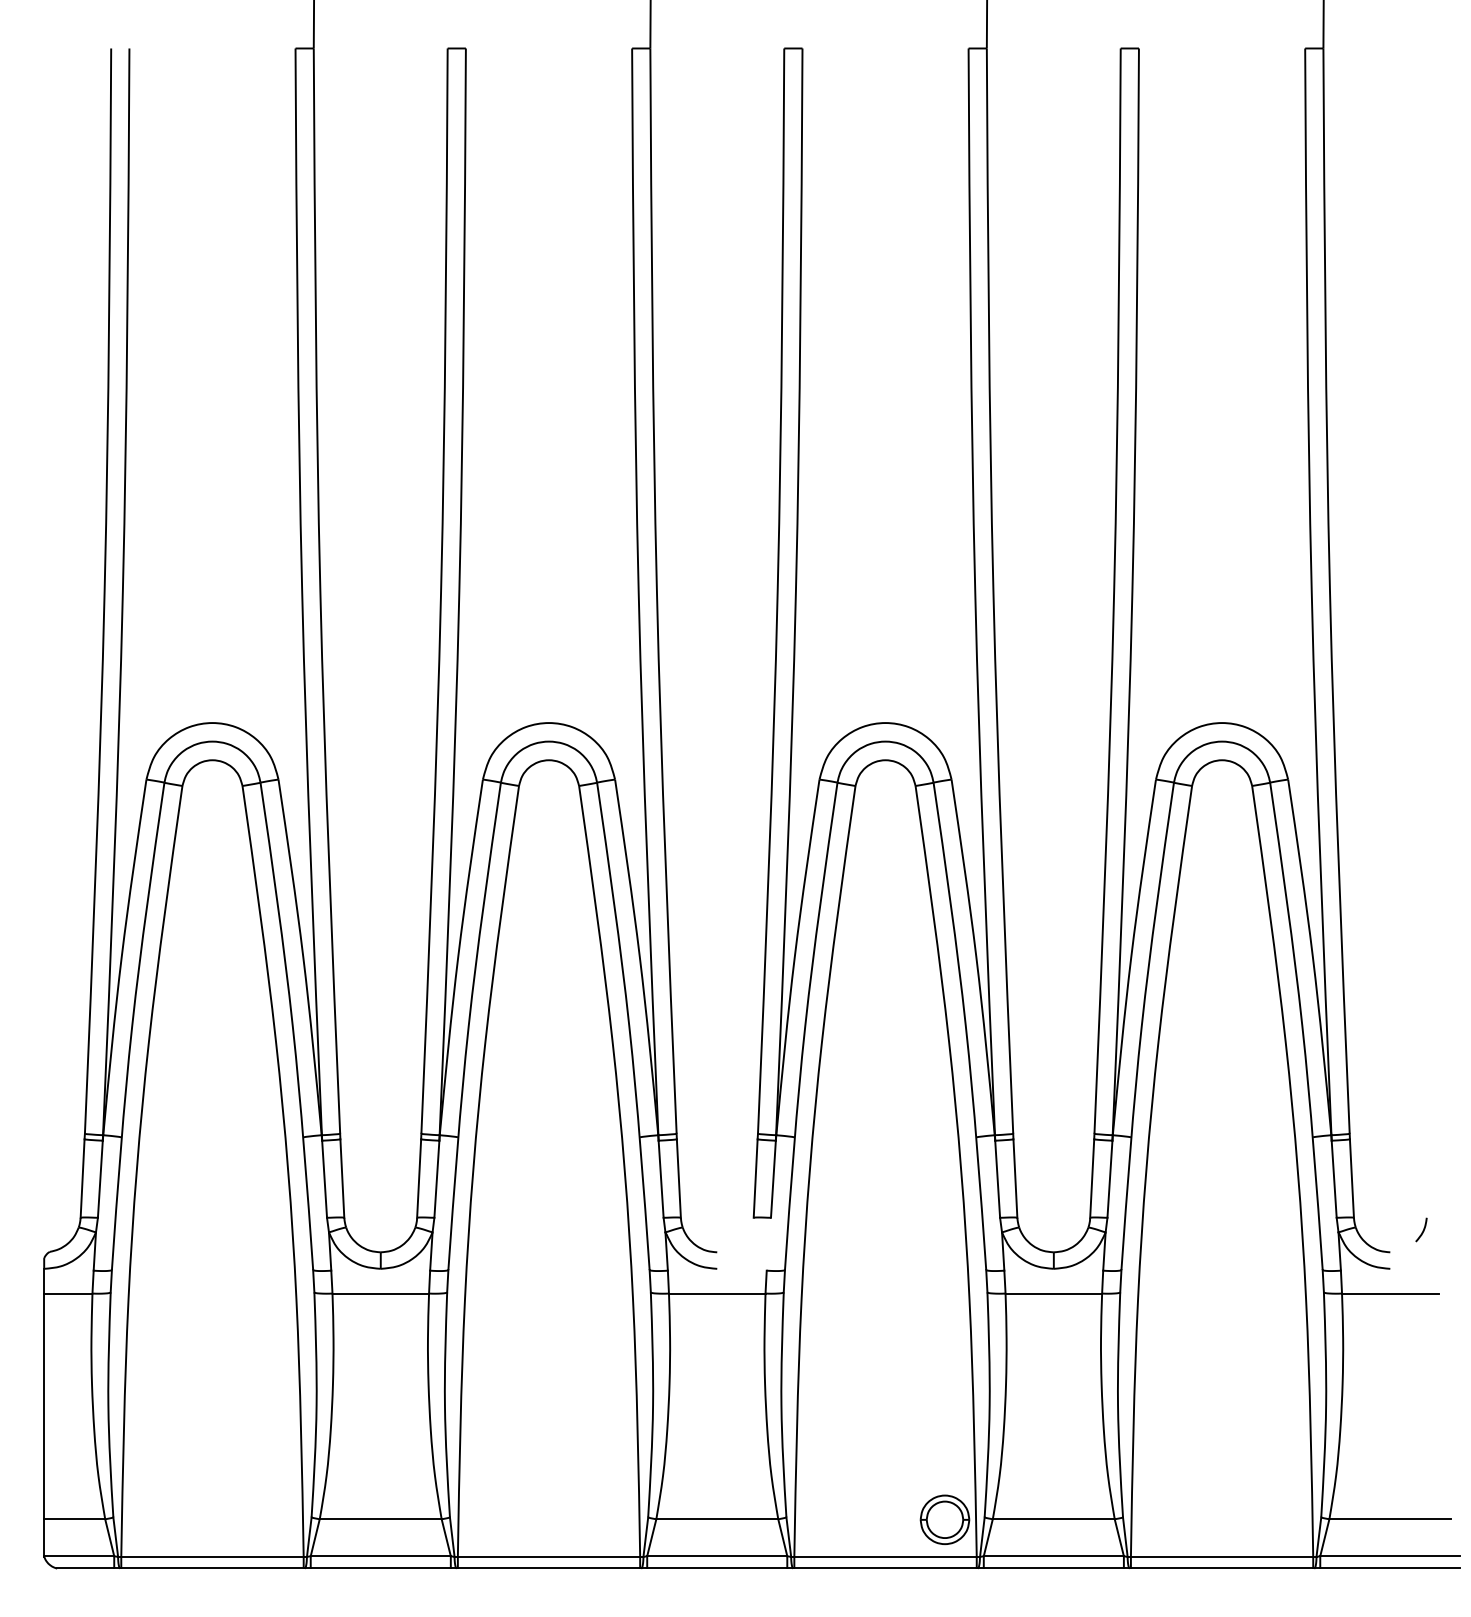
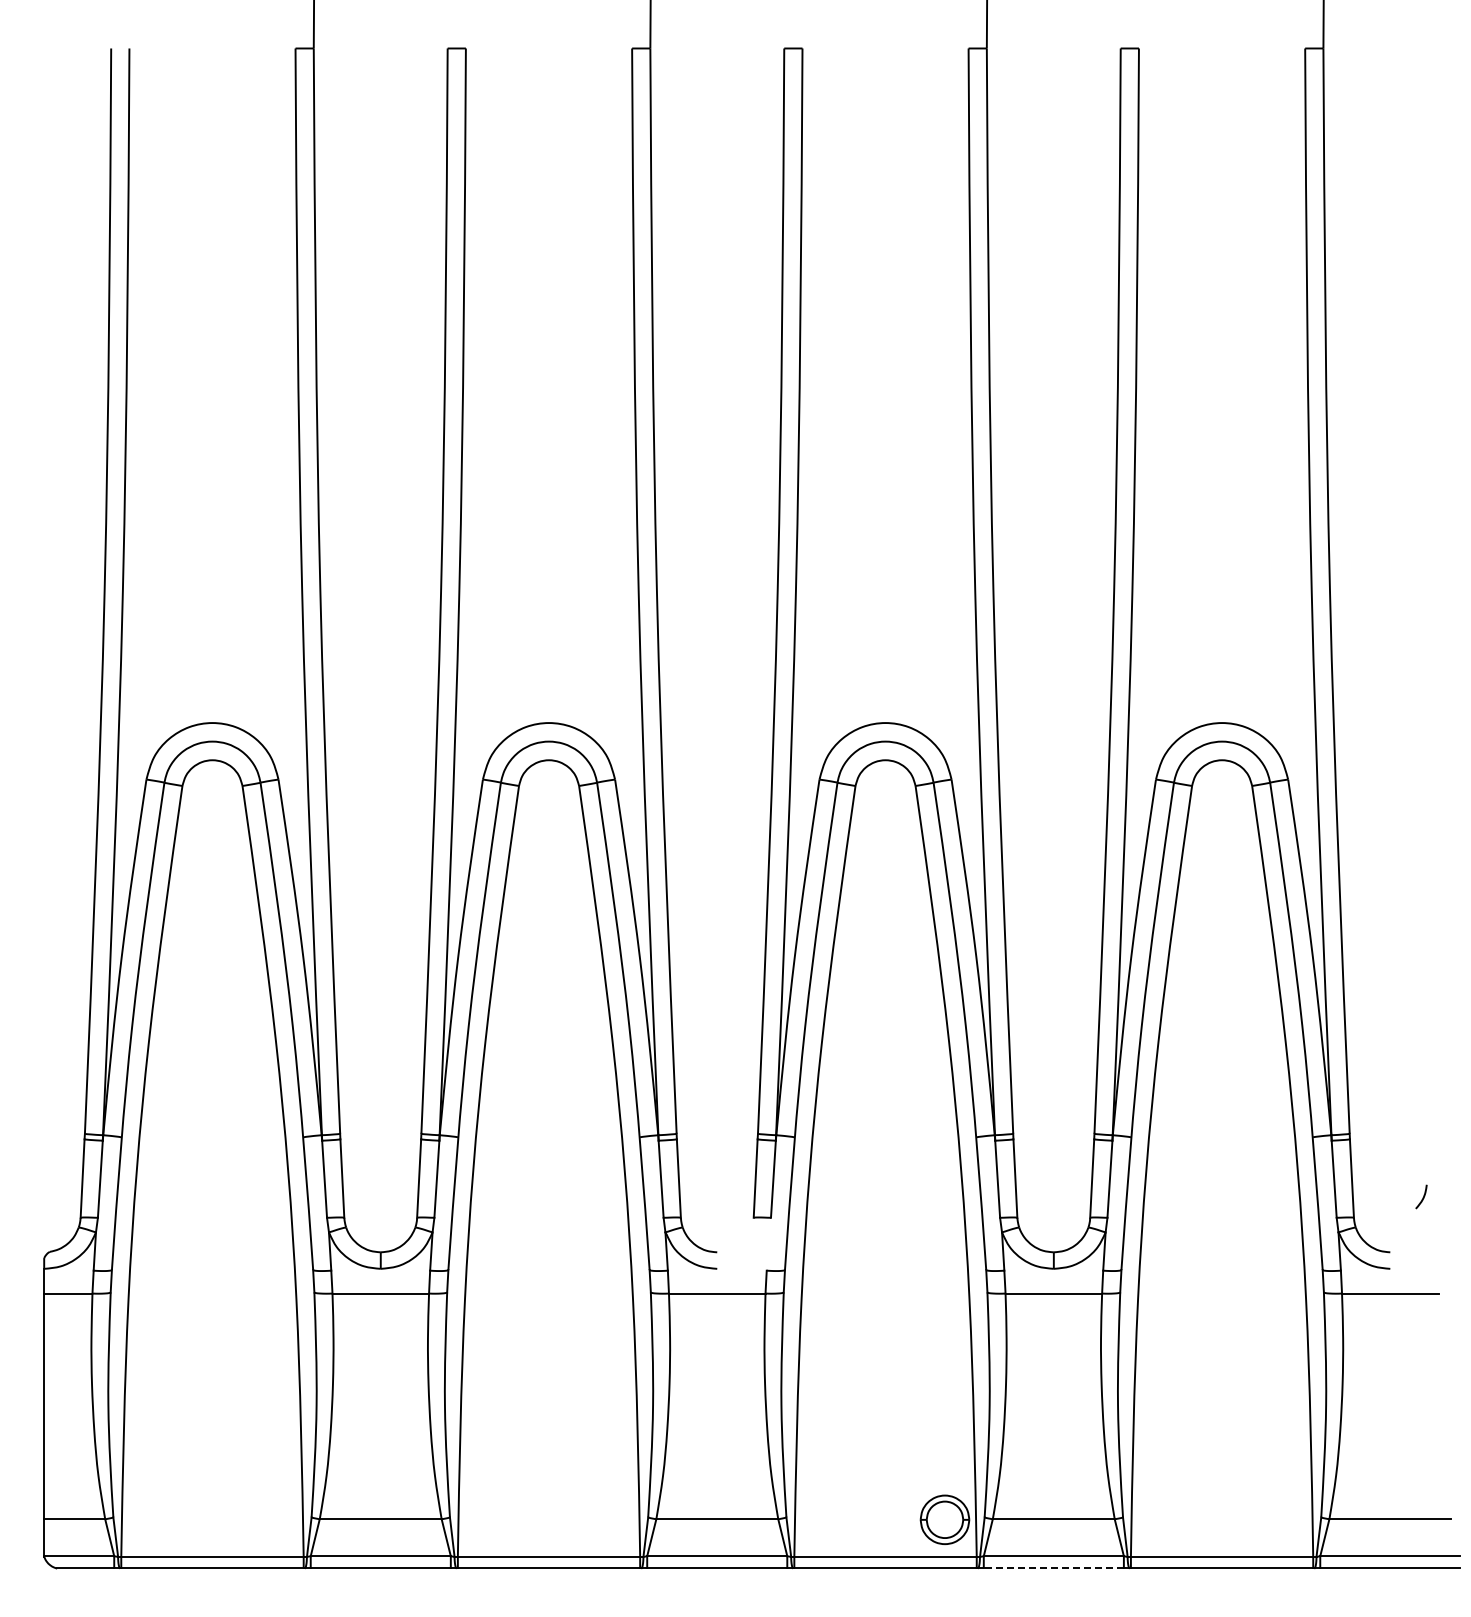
curve position: (1422, 1230) -> (1422, 1197) (1422, 1197)
line: solid -> dashed (1053, 1568)
